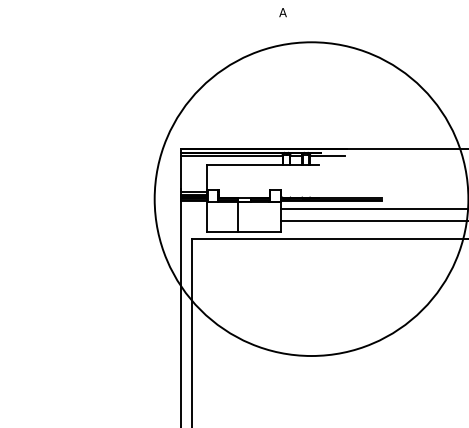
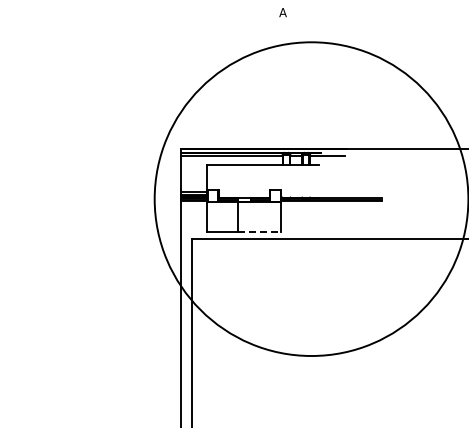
line: present -> none (372, 209)
line: present -> none (372, 221)
line: solid -> dashed (259, 232)
